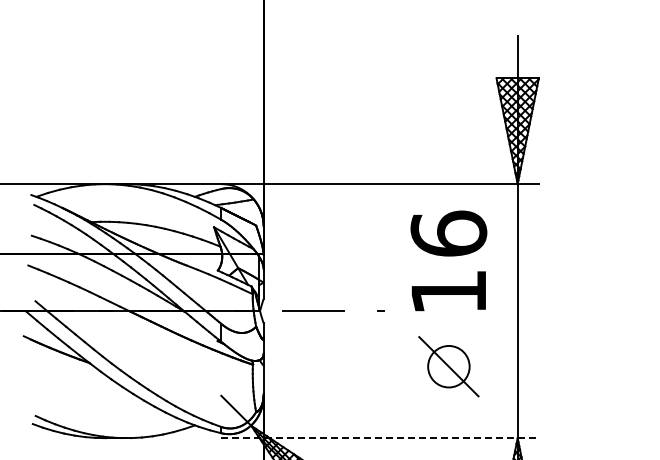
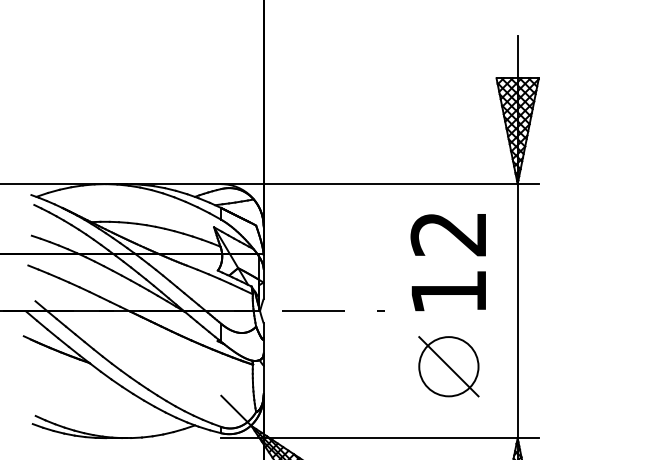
text: 16 -> 12 (448, 233)
circle diameter: 41 px -> 59 px (448, 366)
line: dashed -> solid (380, 438)
